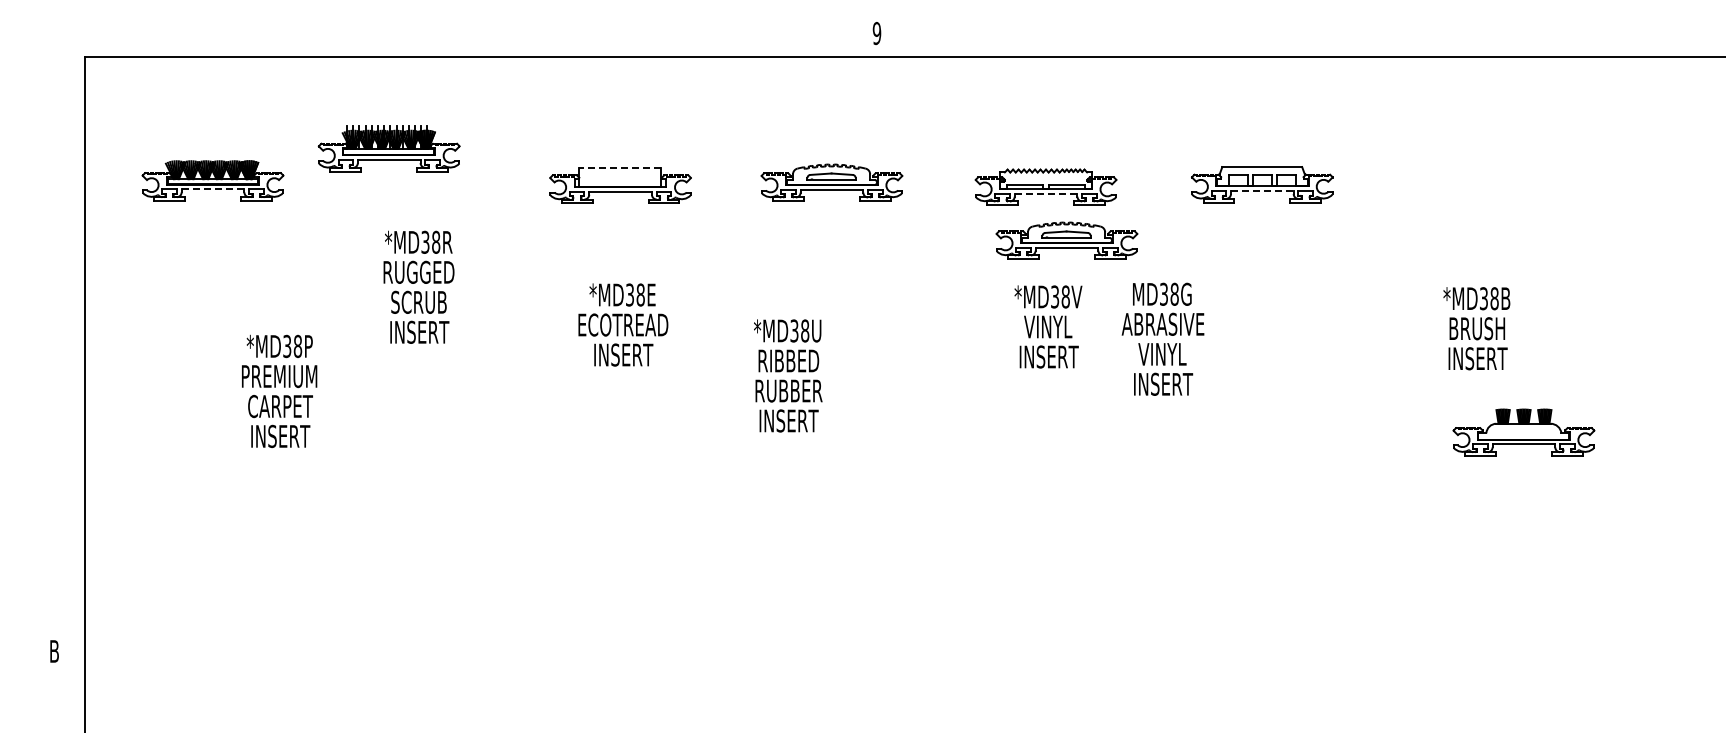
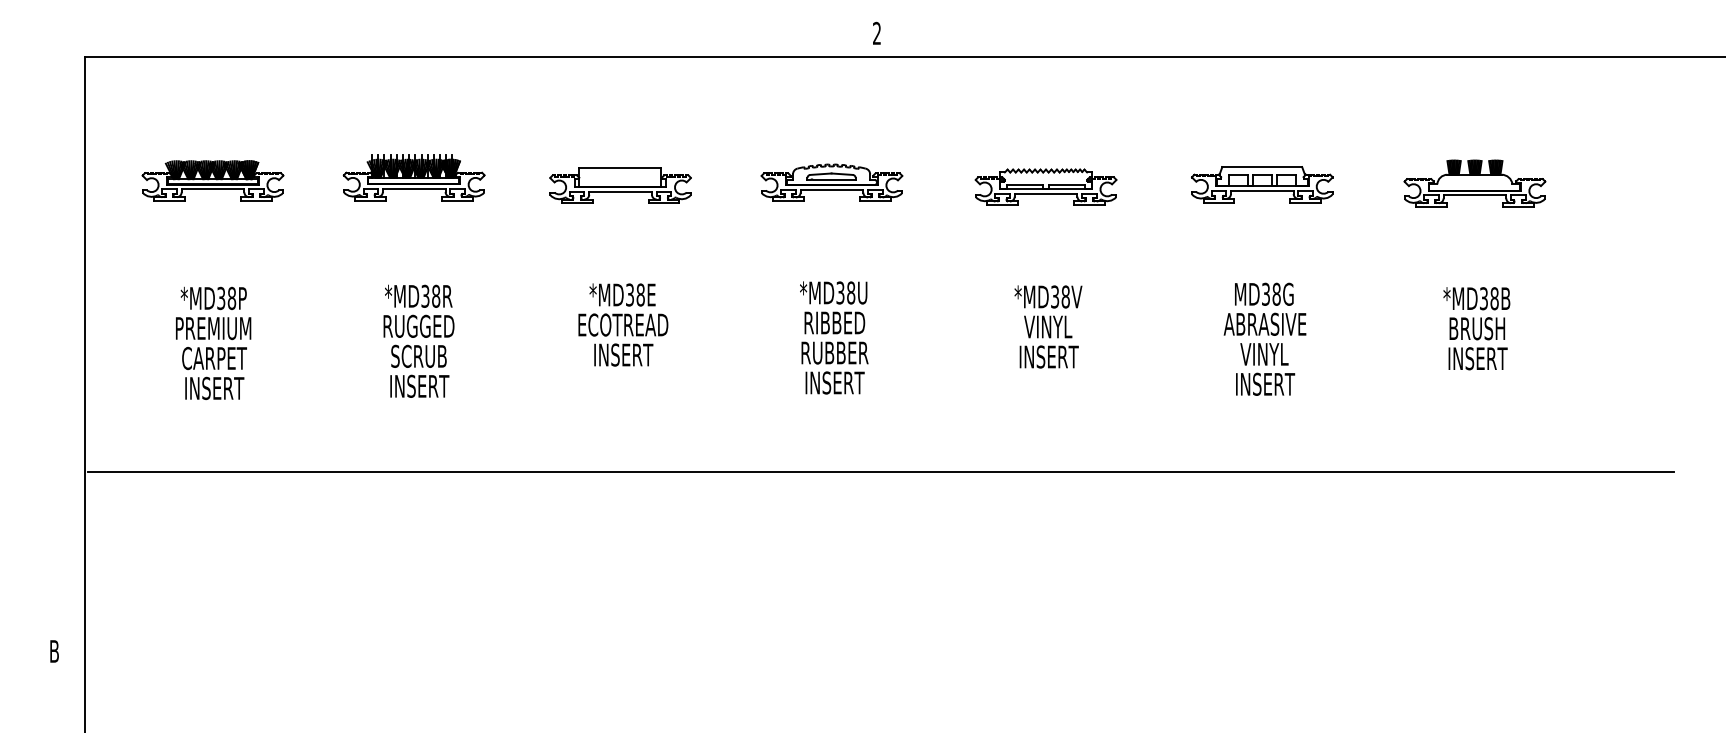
text: 9 -> 2 (876, 33)
part position: (388, 148) -> (413, 177) (413, 177)
line: dashed -> solid (620, 167)
line: dashed -> solid (213, 189)
line: dashed -> solid (1262, 191)
line: dashed -> solid (1046, 193)
part: present -> none (1066, 240)
text position: (418, 286) -> (418, 340) (418, 340)
text position: (1162, 338) -> (1264, 338) (1264, 338)
text position: (788, 375) -> (834, 337) (834, 337)
text position: (279, 390) -> (213, 342) (213, 342)
part position: (1523, 432) -> (1474, 183) (1474, 183)
line: none -> present (880, 471)
